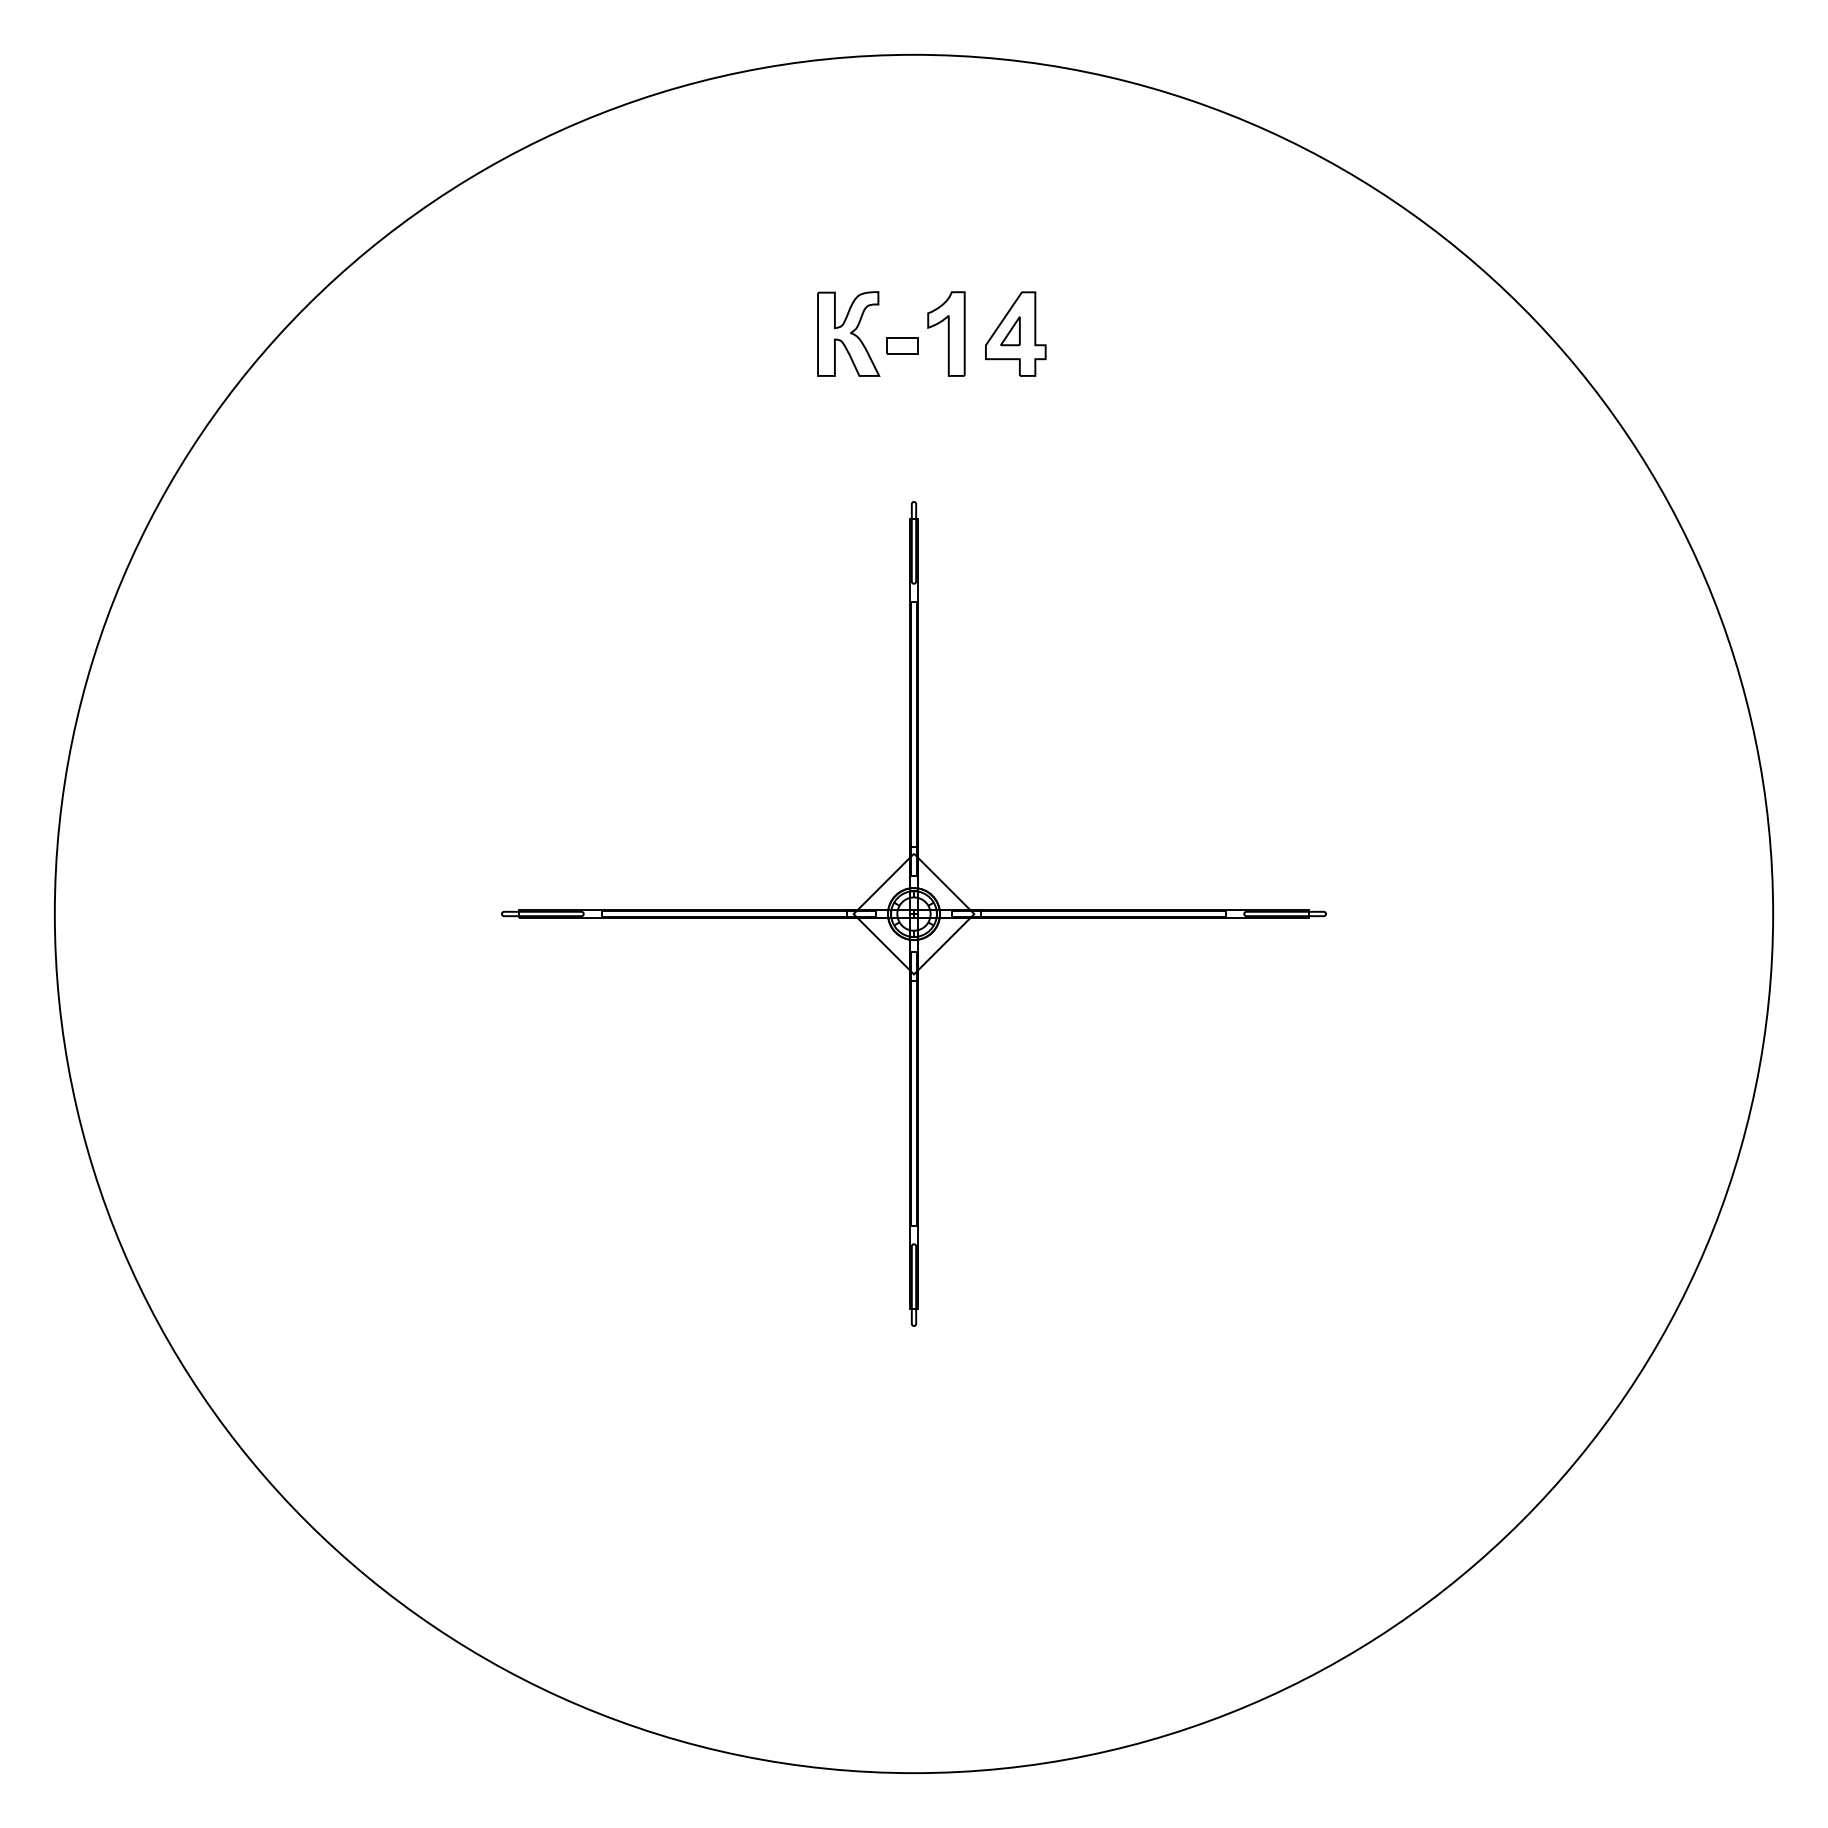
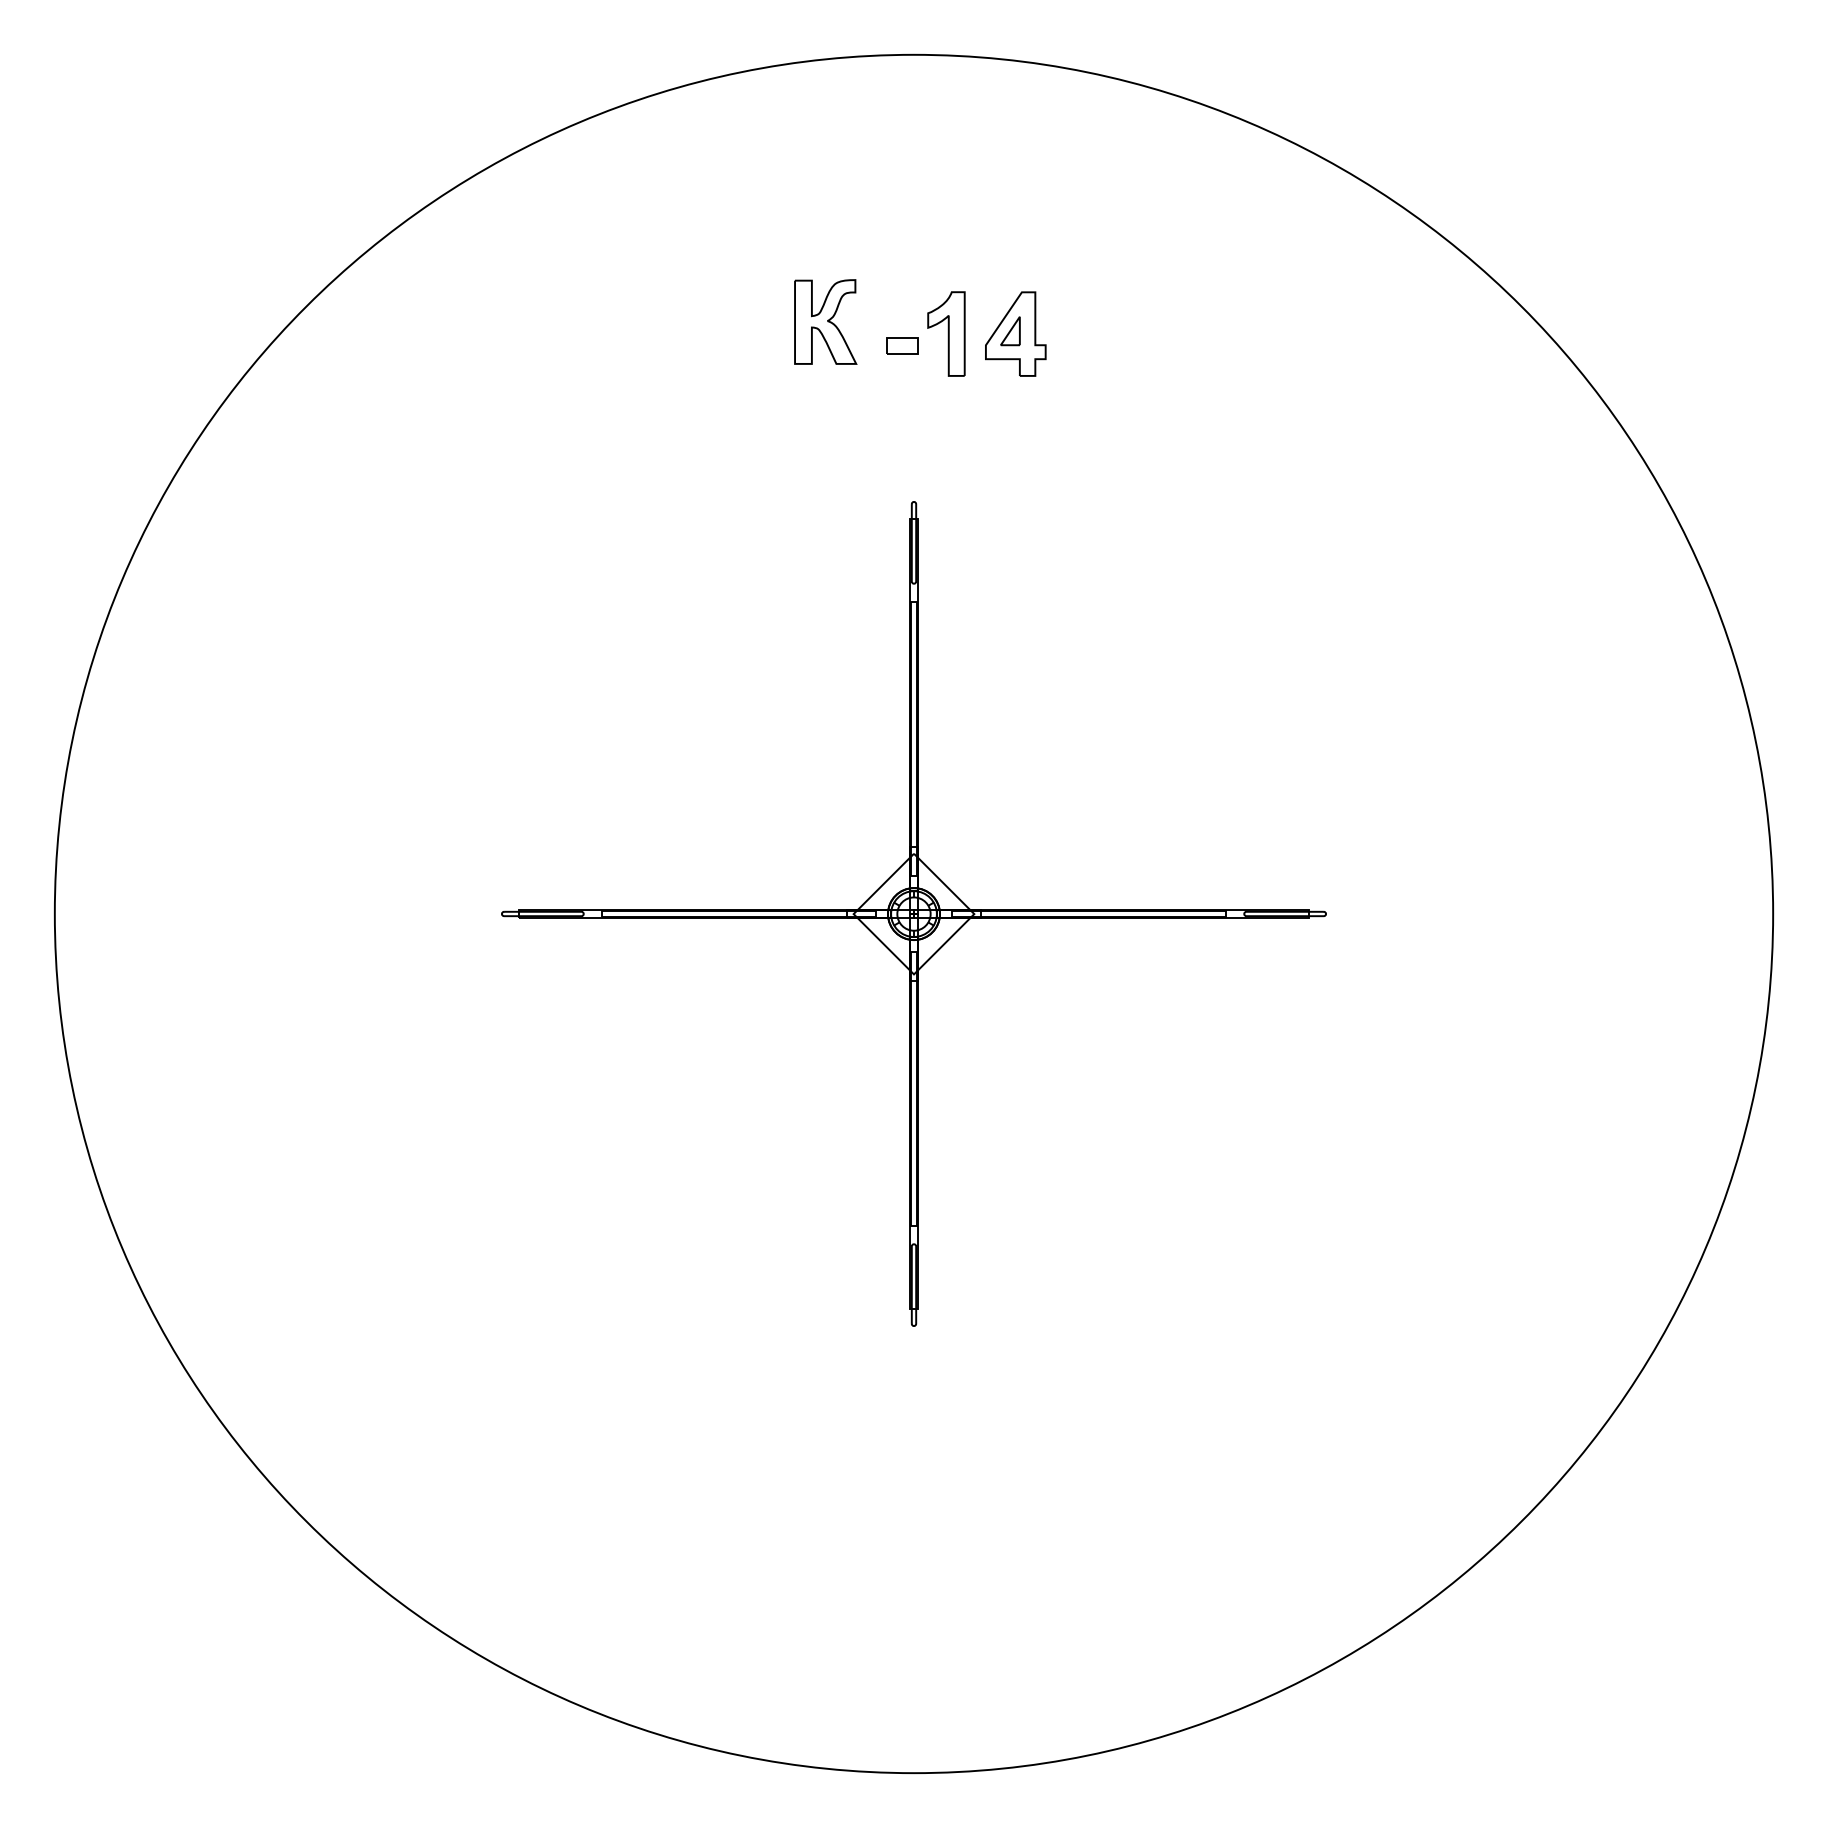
part position: (848, 333) -> (825, 321) (825, 321)
